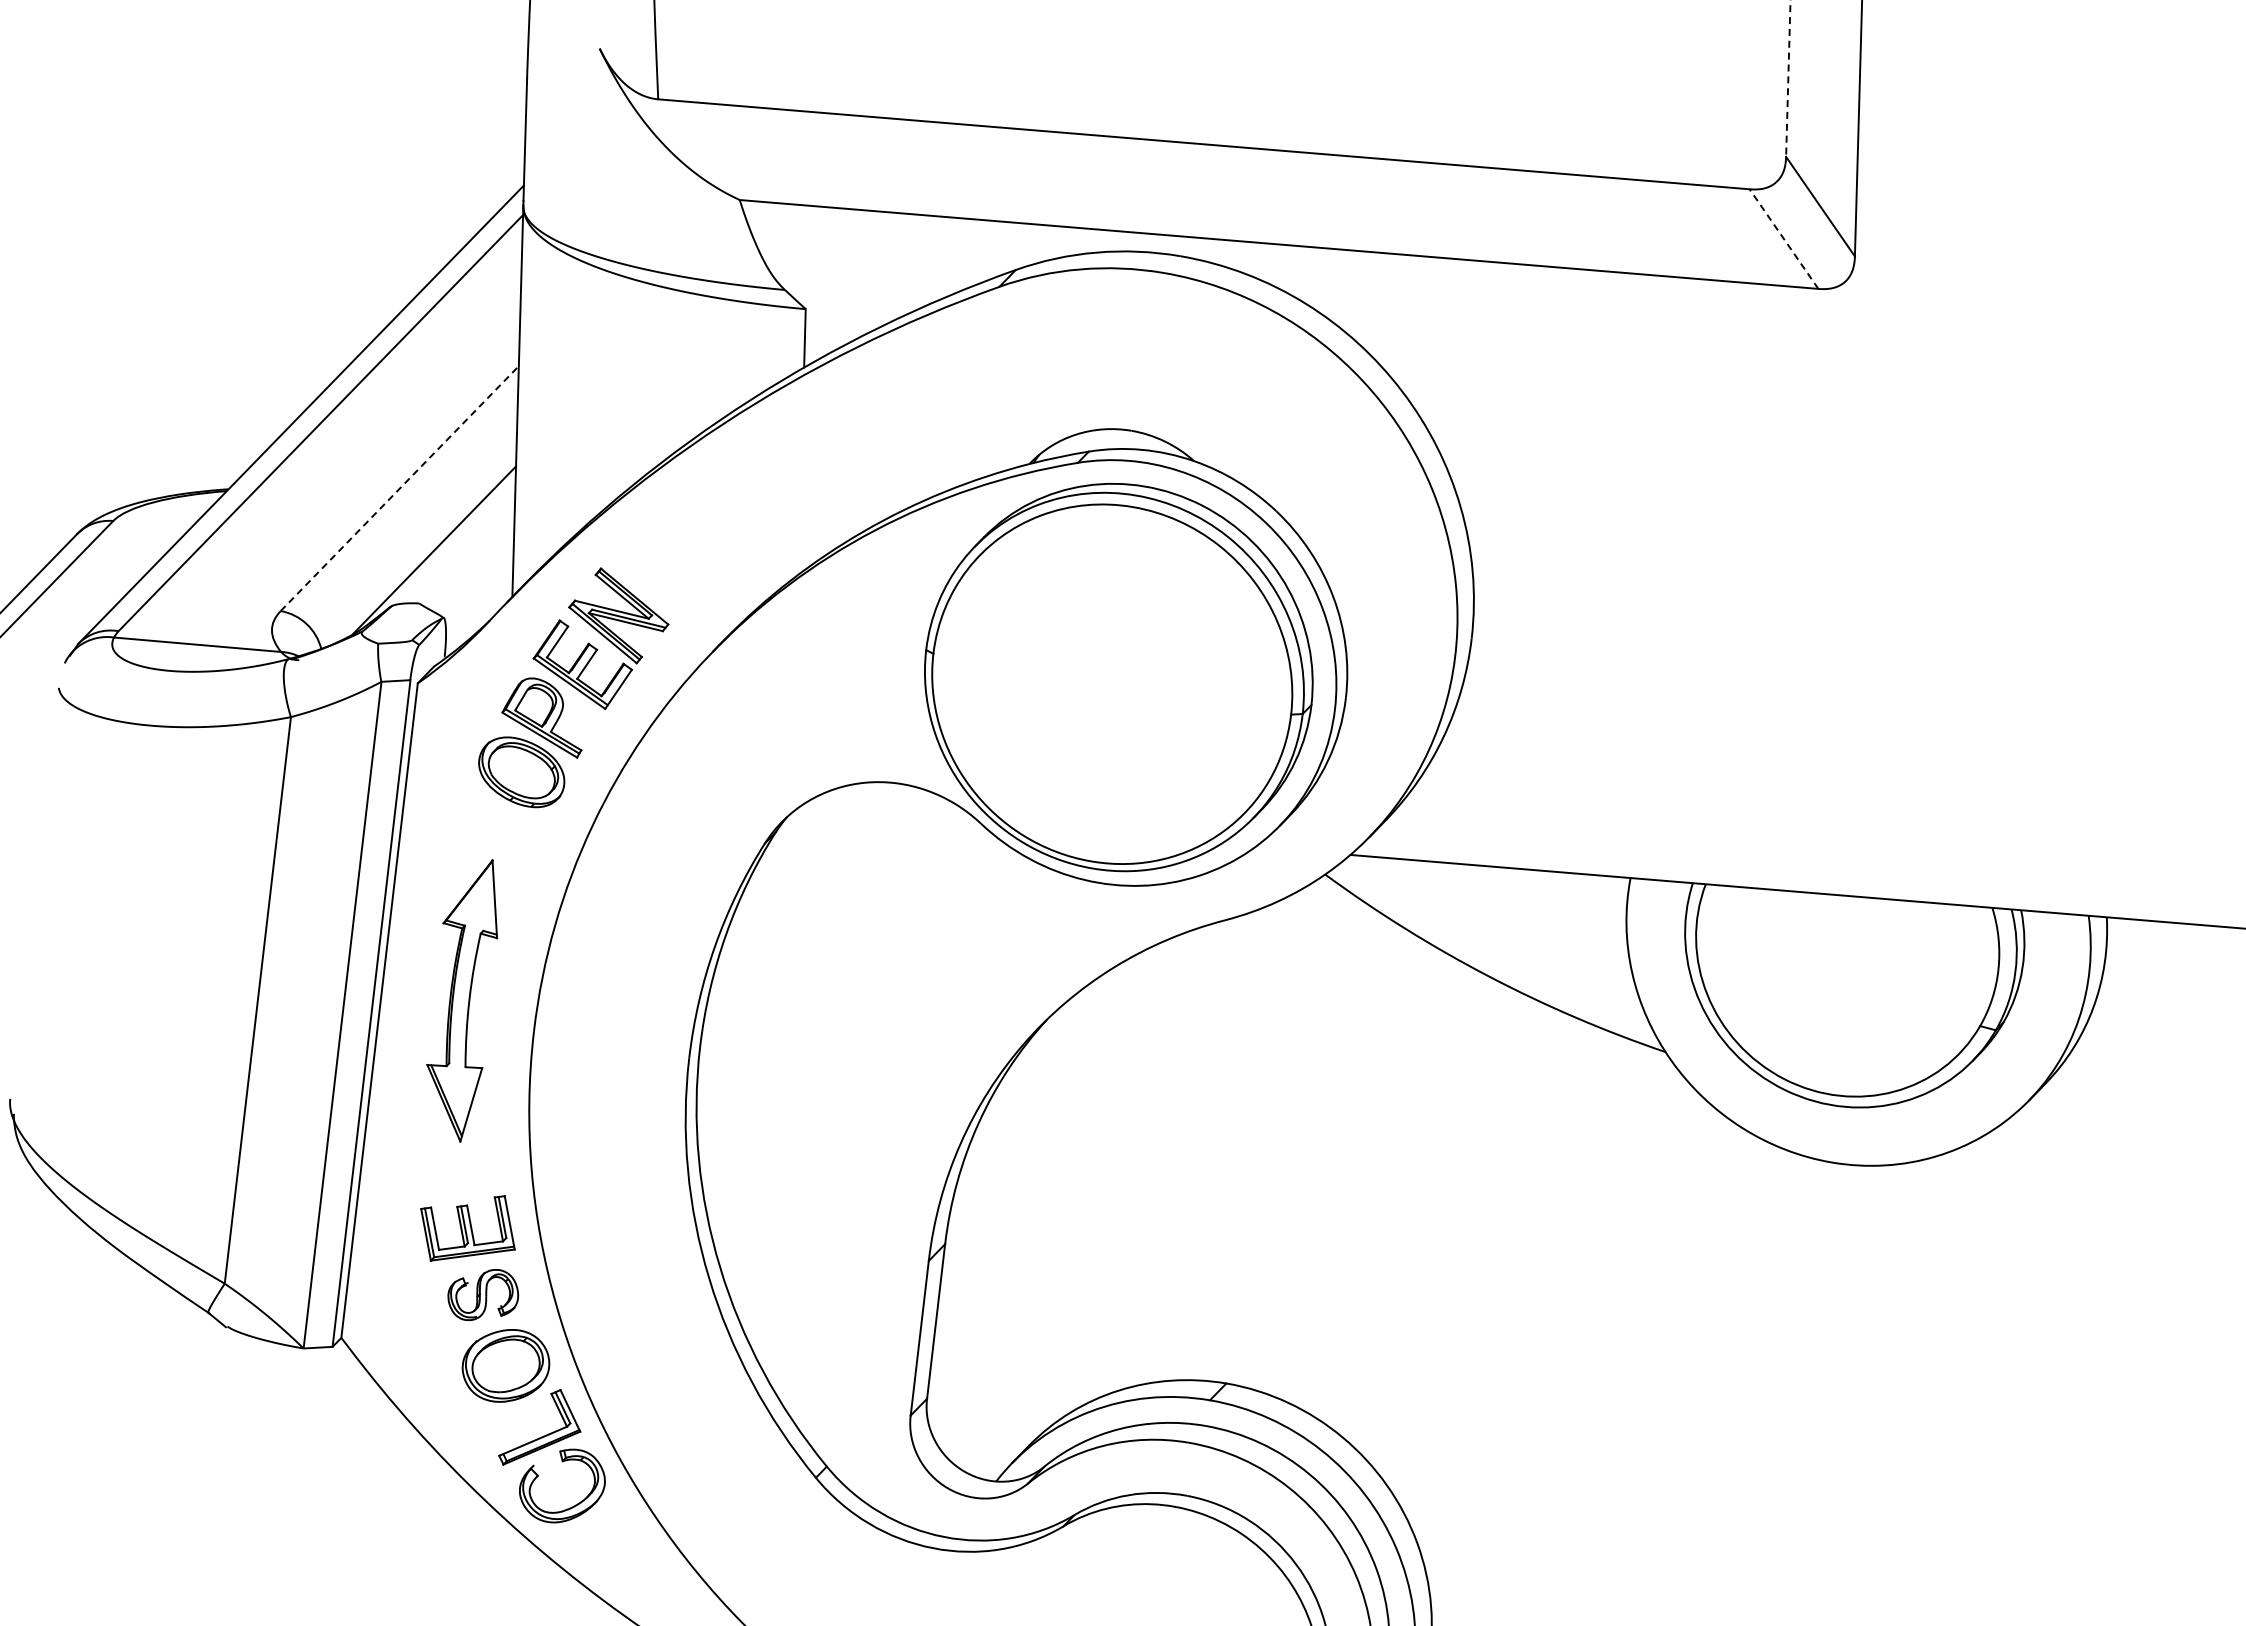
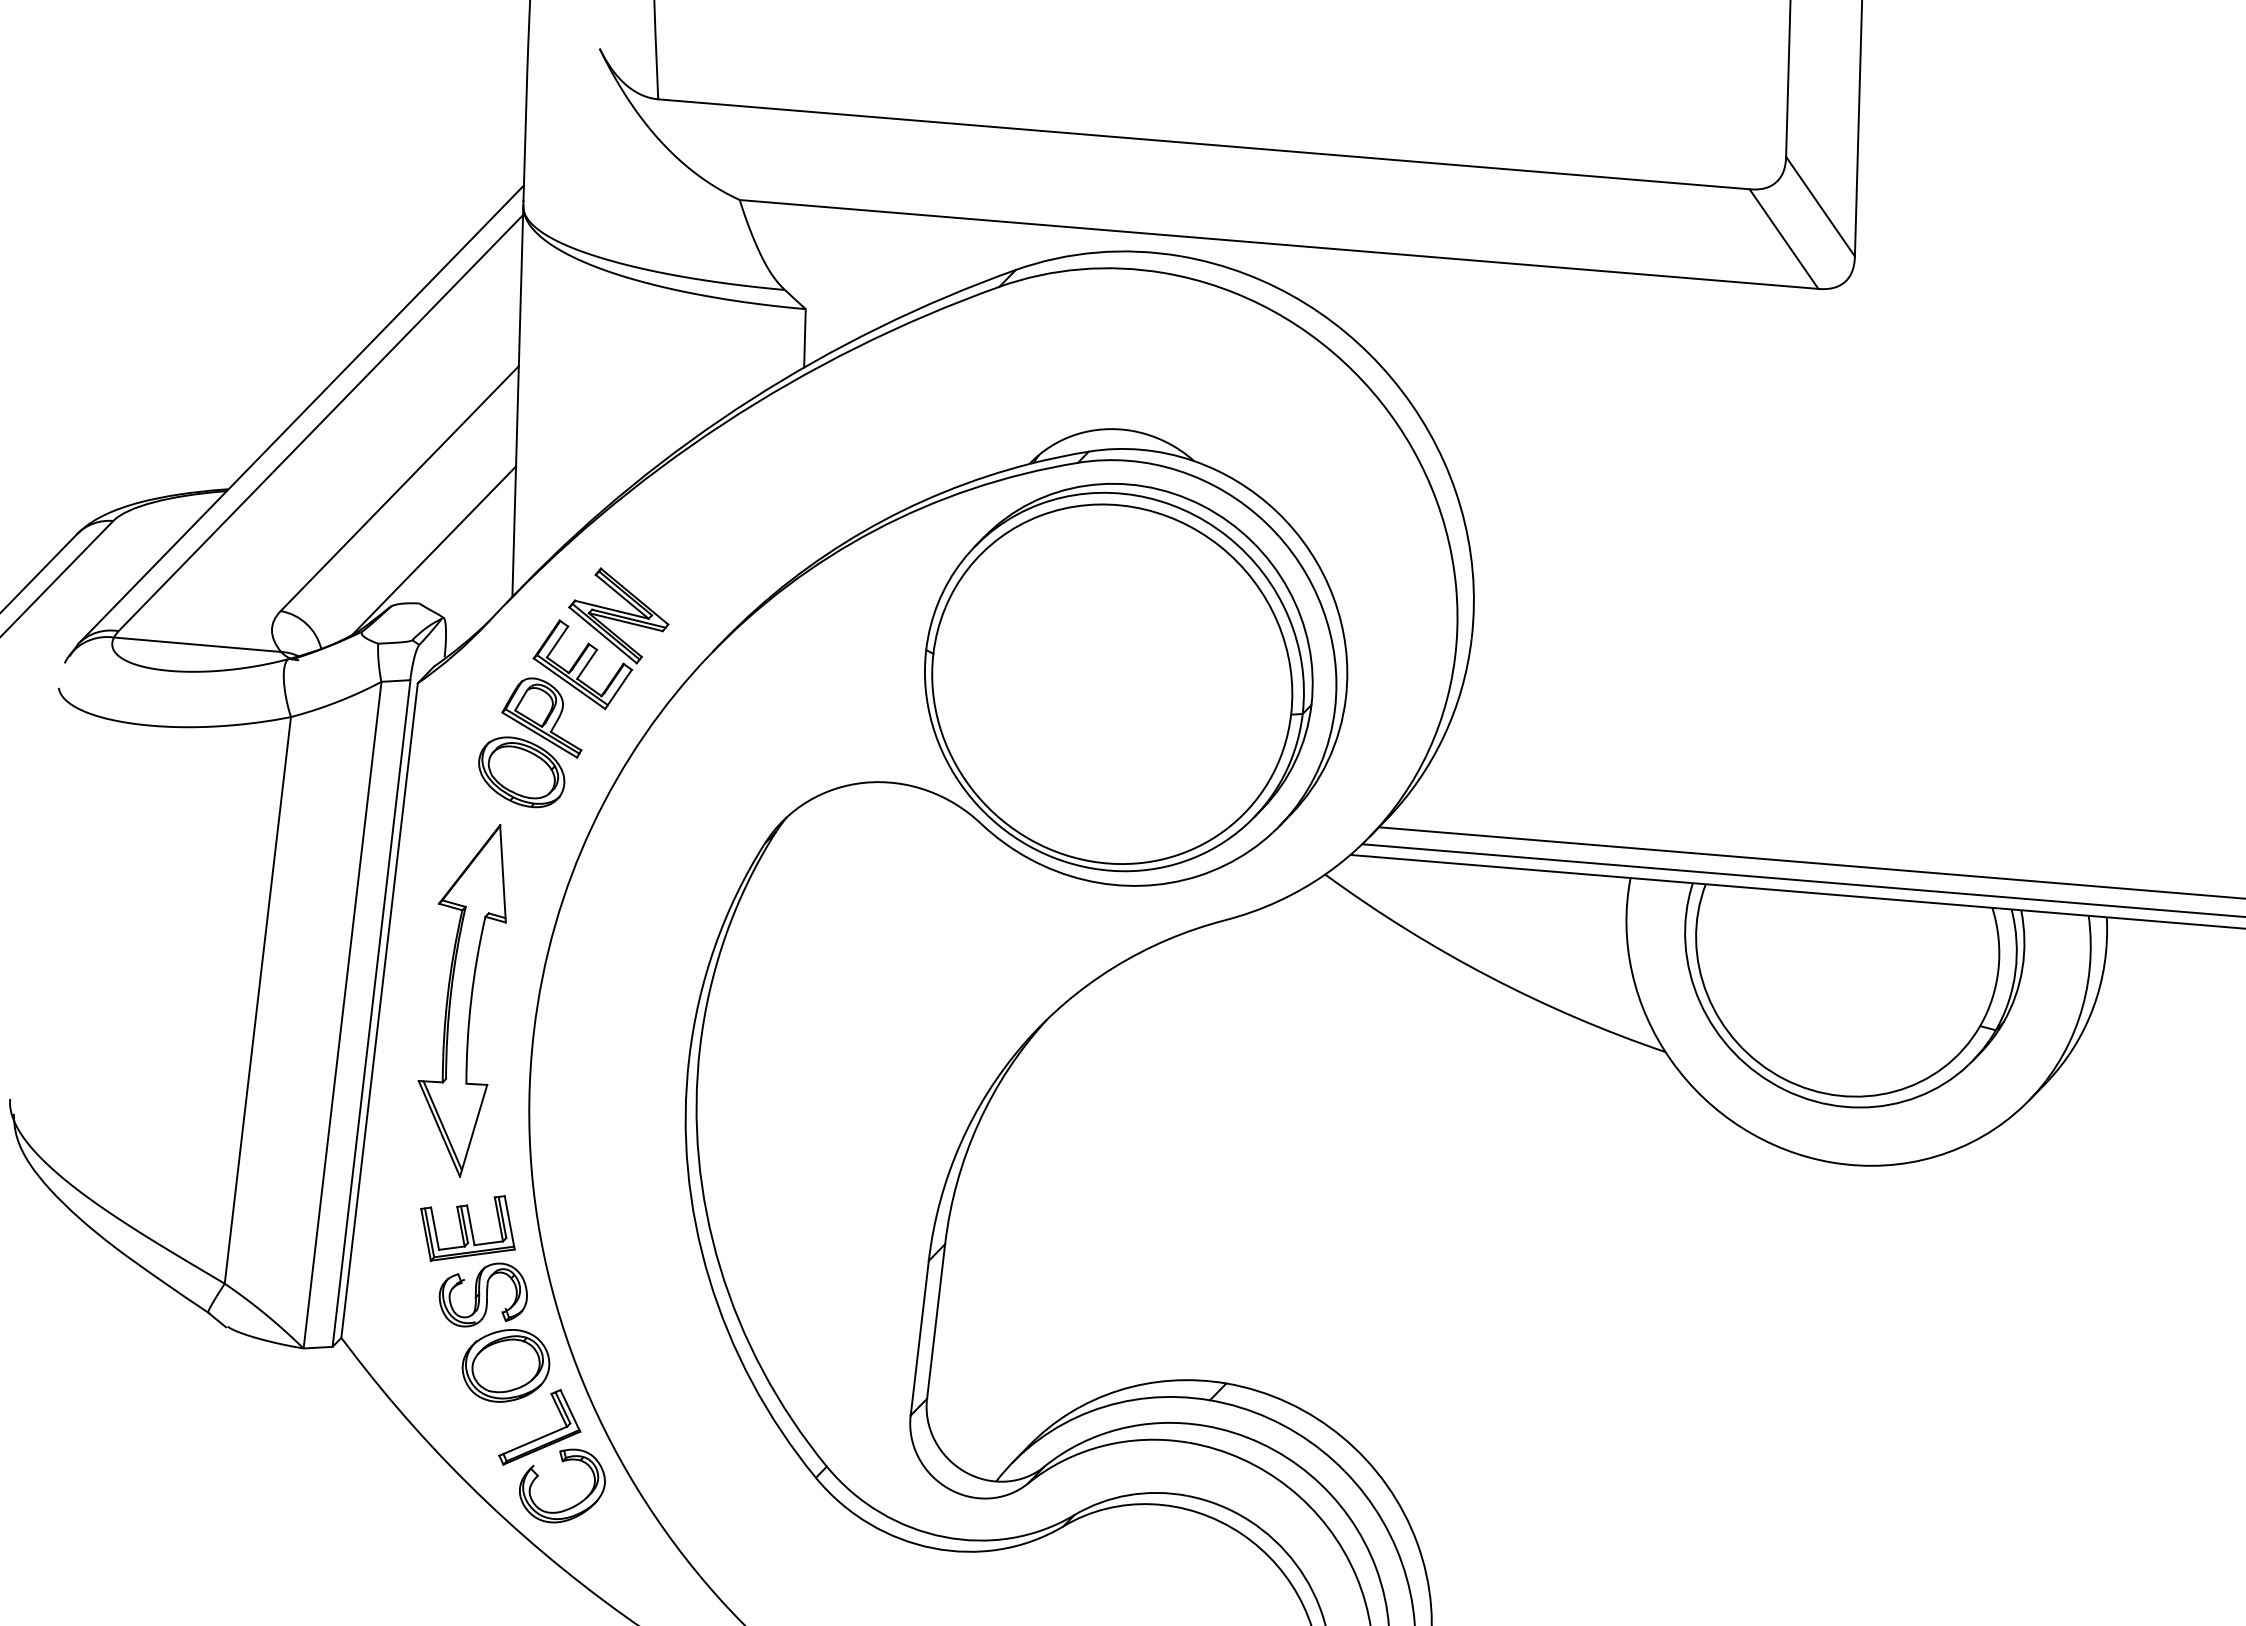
line: dashed -> solid (1788, 78)
line: dashed -> solid (1784, 239)
line: dashed -> solid (399, 488)
line: none -> present (1810, 862)
line: none -> present (1802, 880)
part size: 72x284 px -> 90x354 px (461, 1000)
part size: 73x53 px -> 90x66 px (482, 1294)
